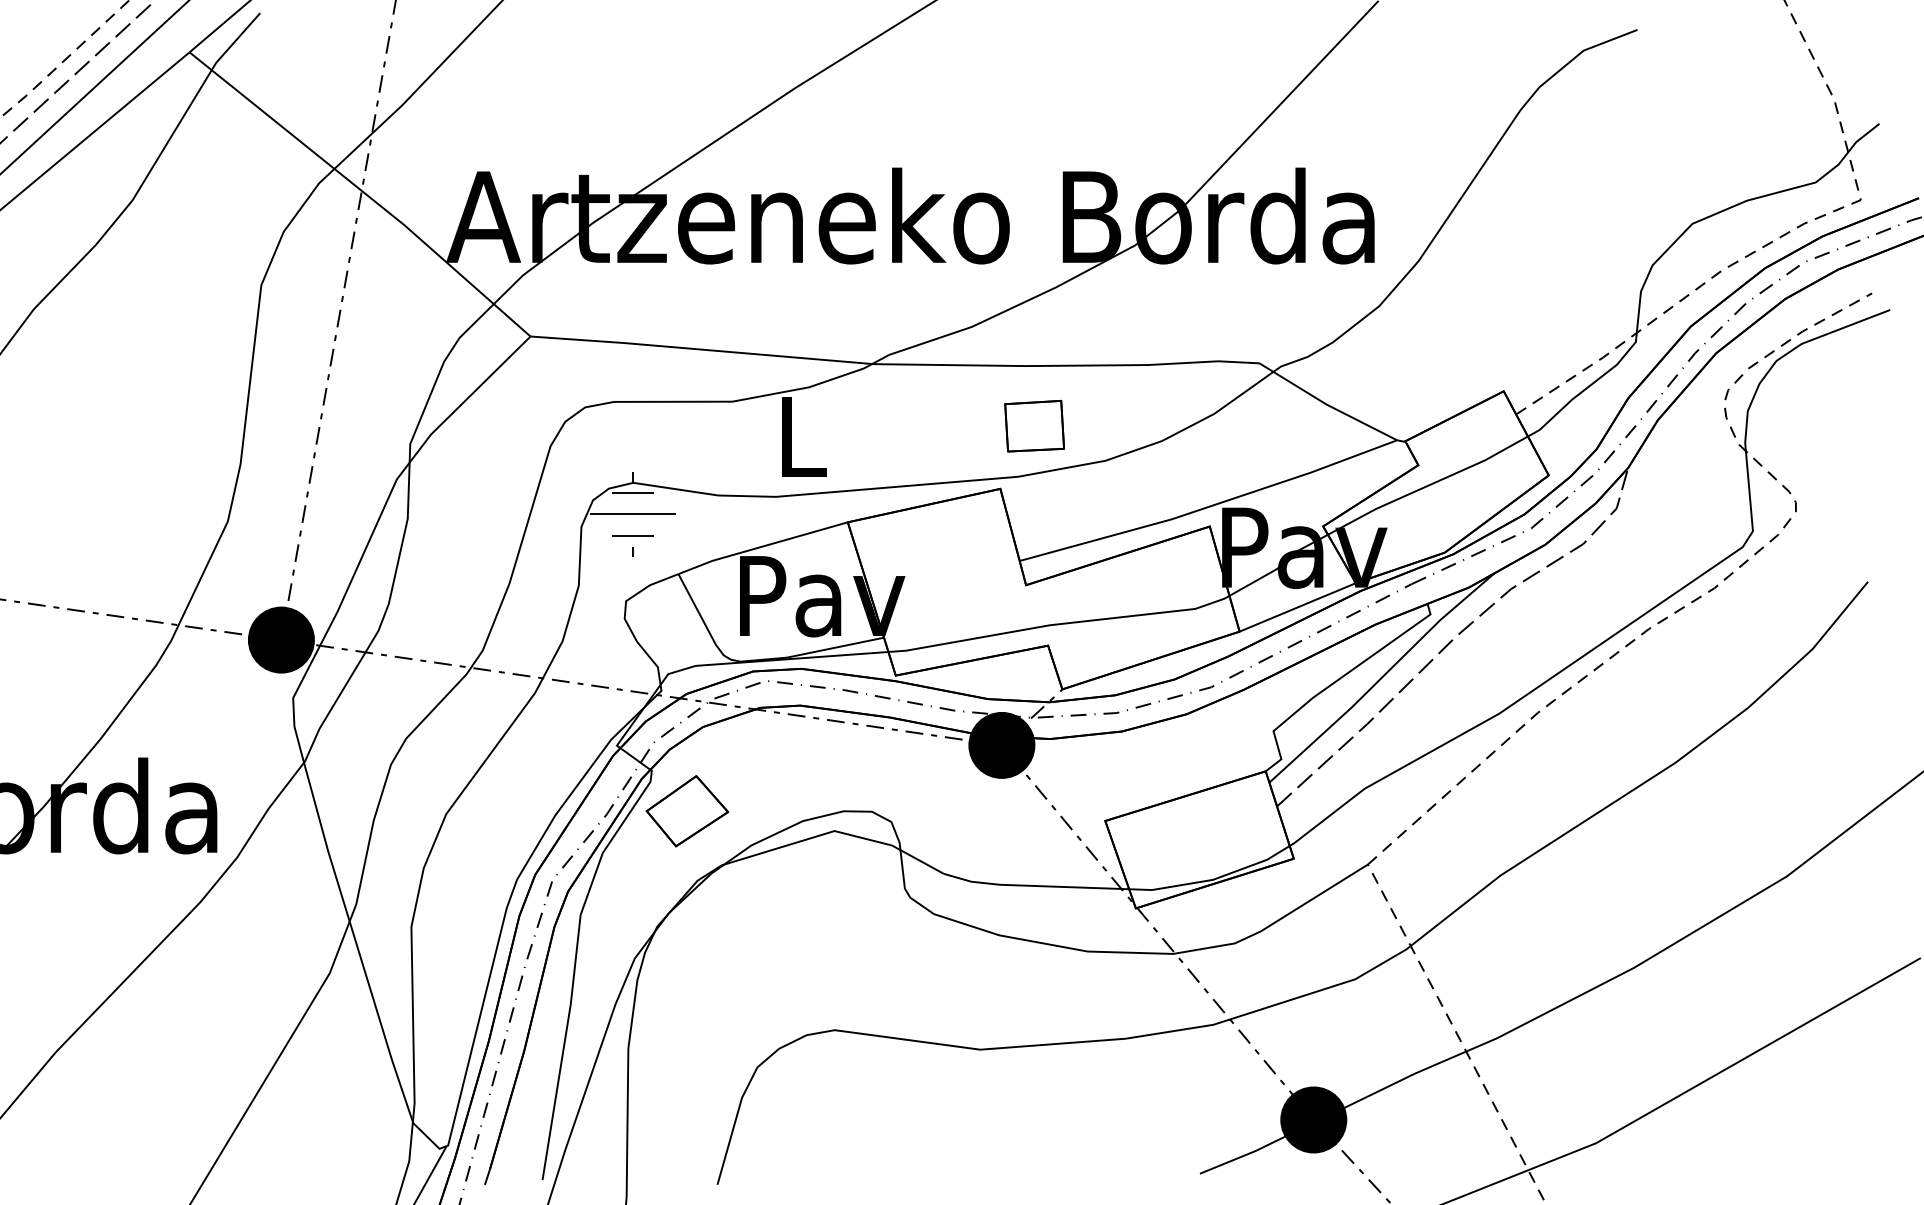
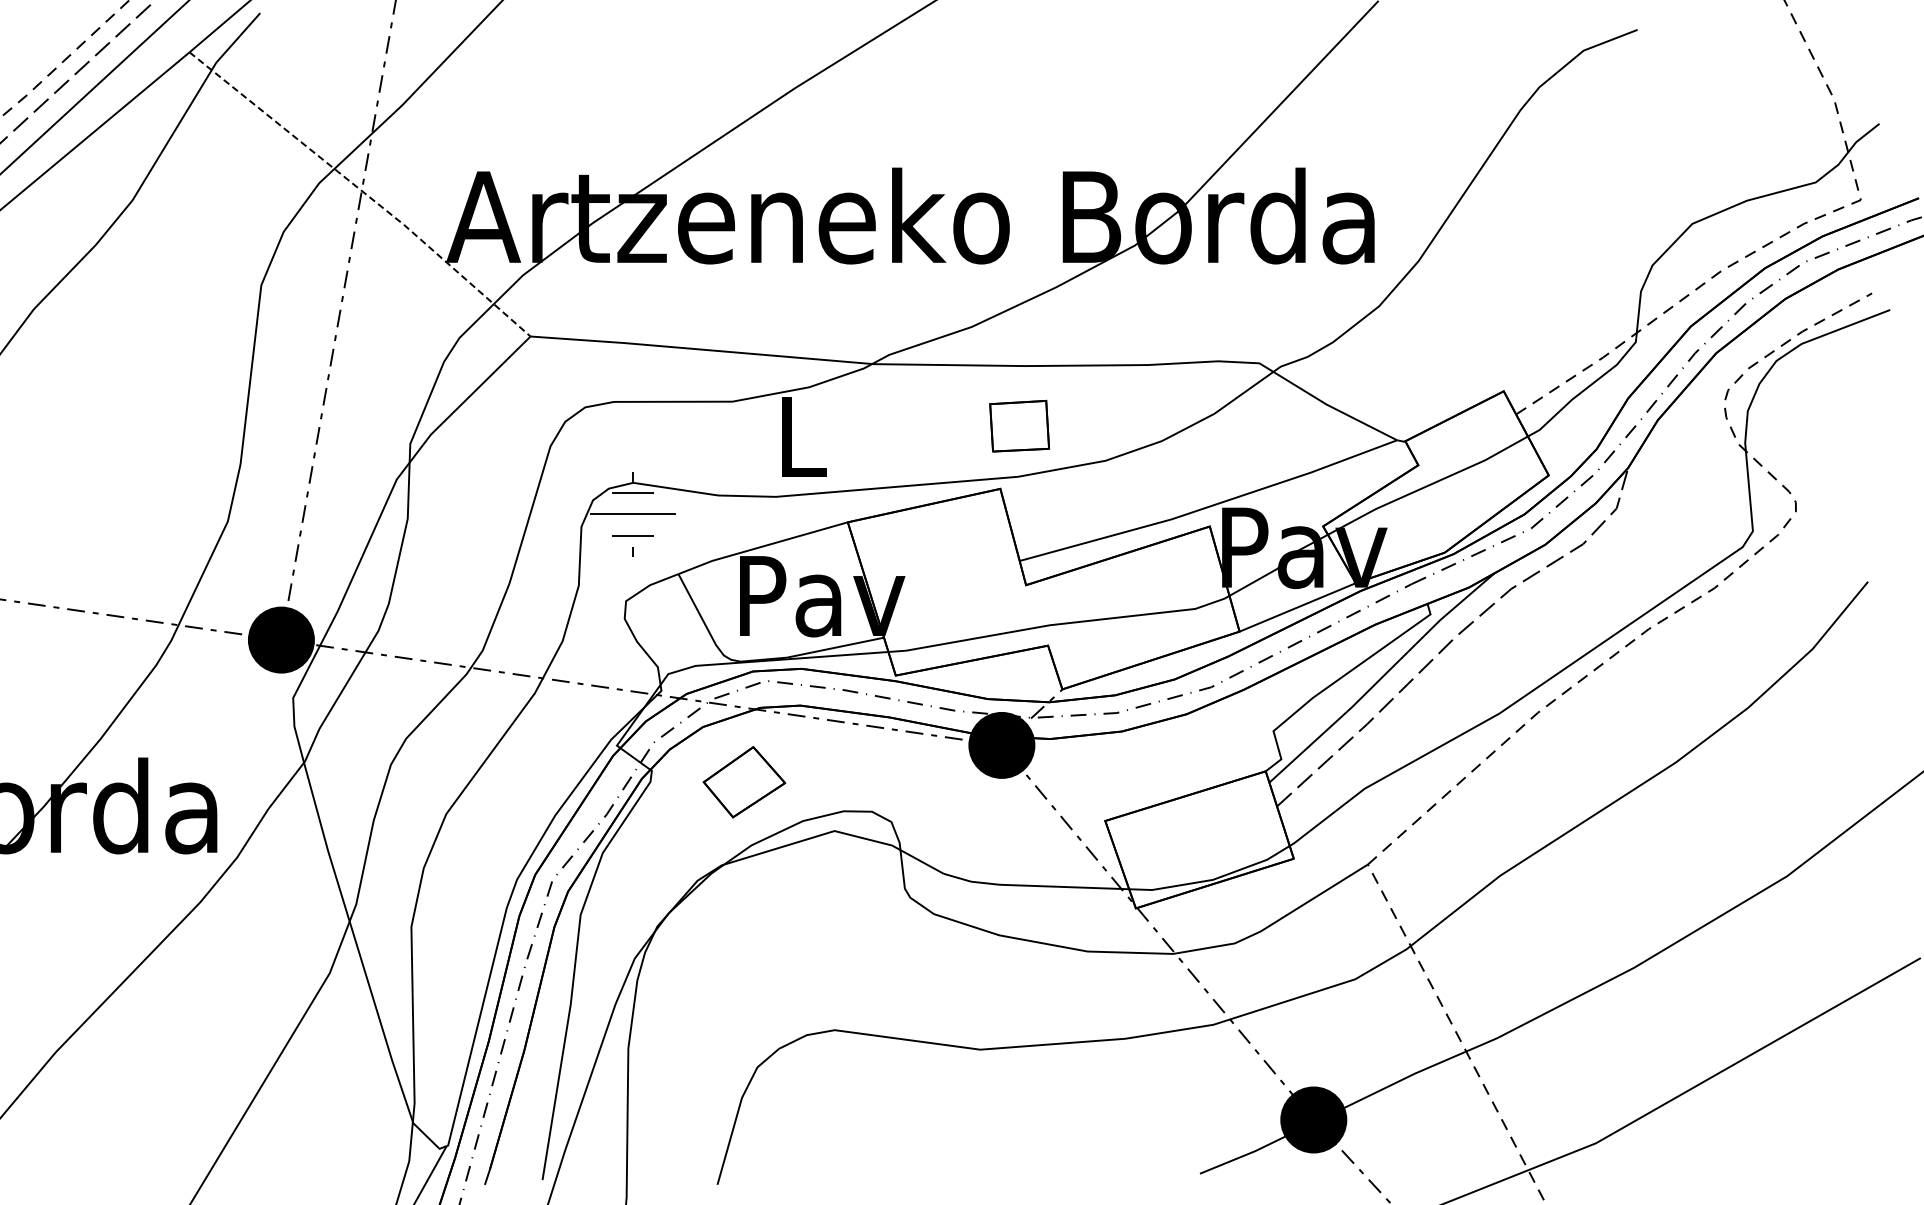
line: solid -> dashed (363, 191)
part position: (1034, 425) -> (1019, 425) (1019, 425)
part position: (687, 811) -> (744, 782) (744, 782)
